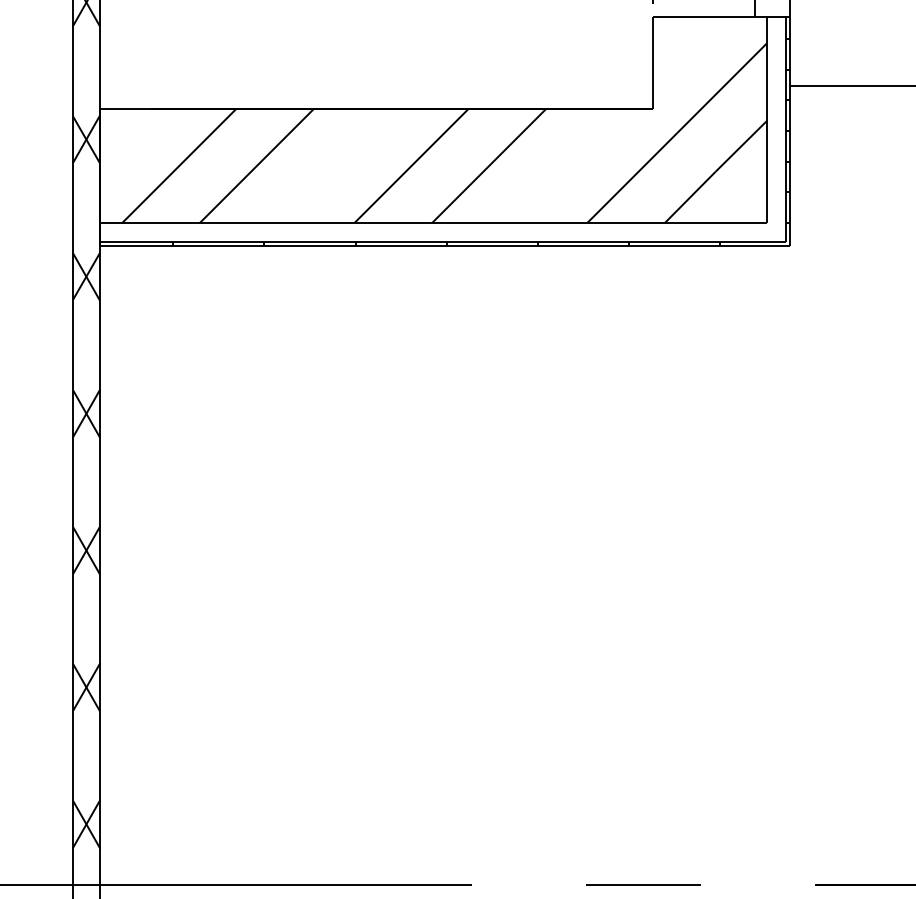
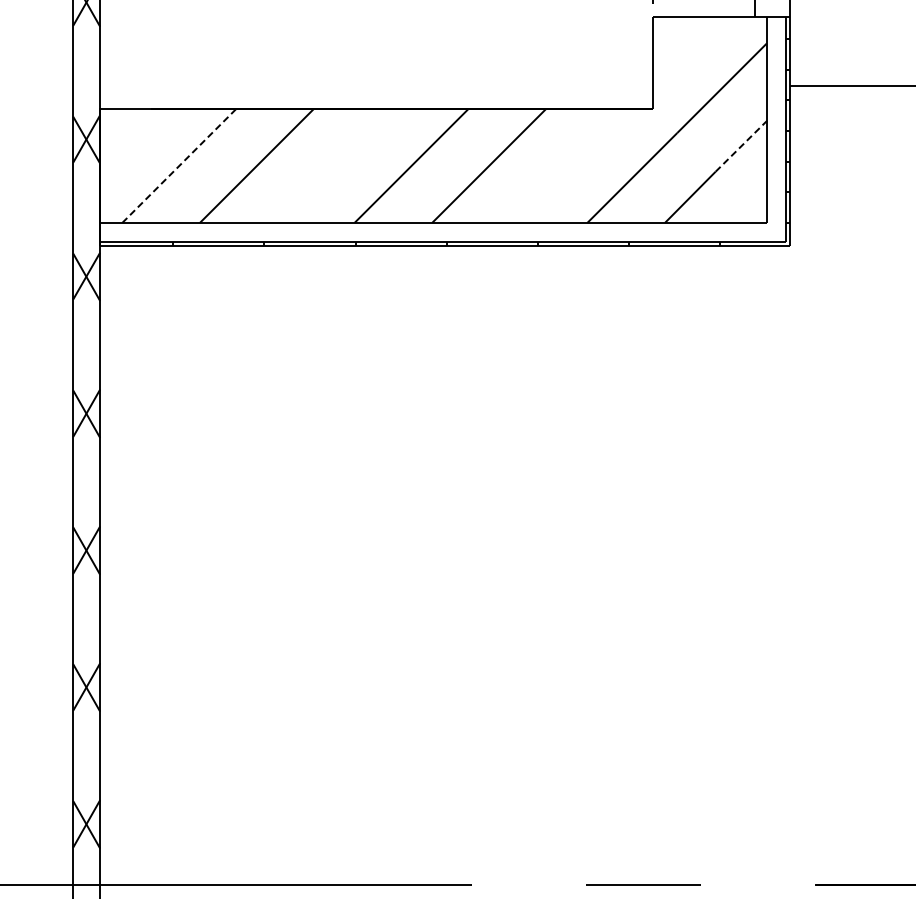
line: solid -> dashed (741, 146)
line: solid -> dashed (179, 165)
